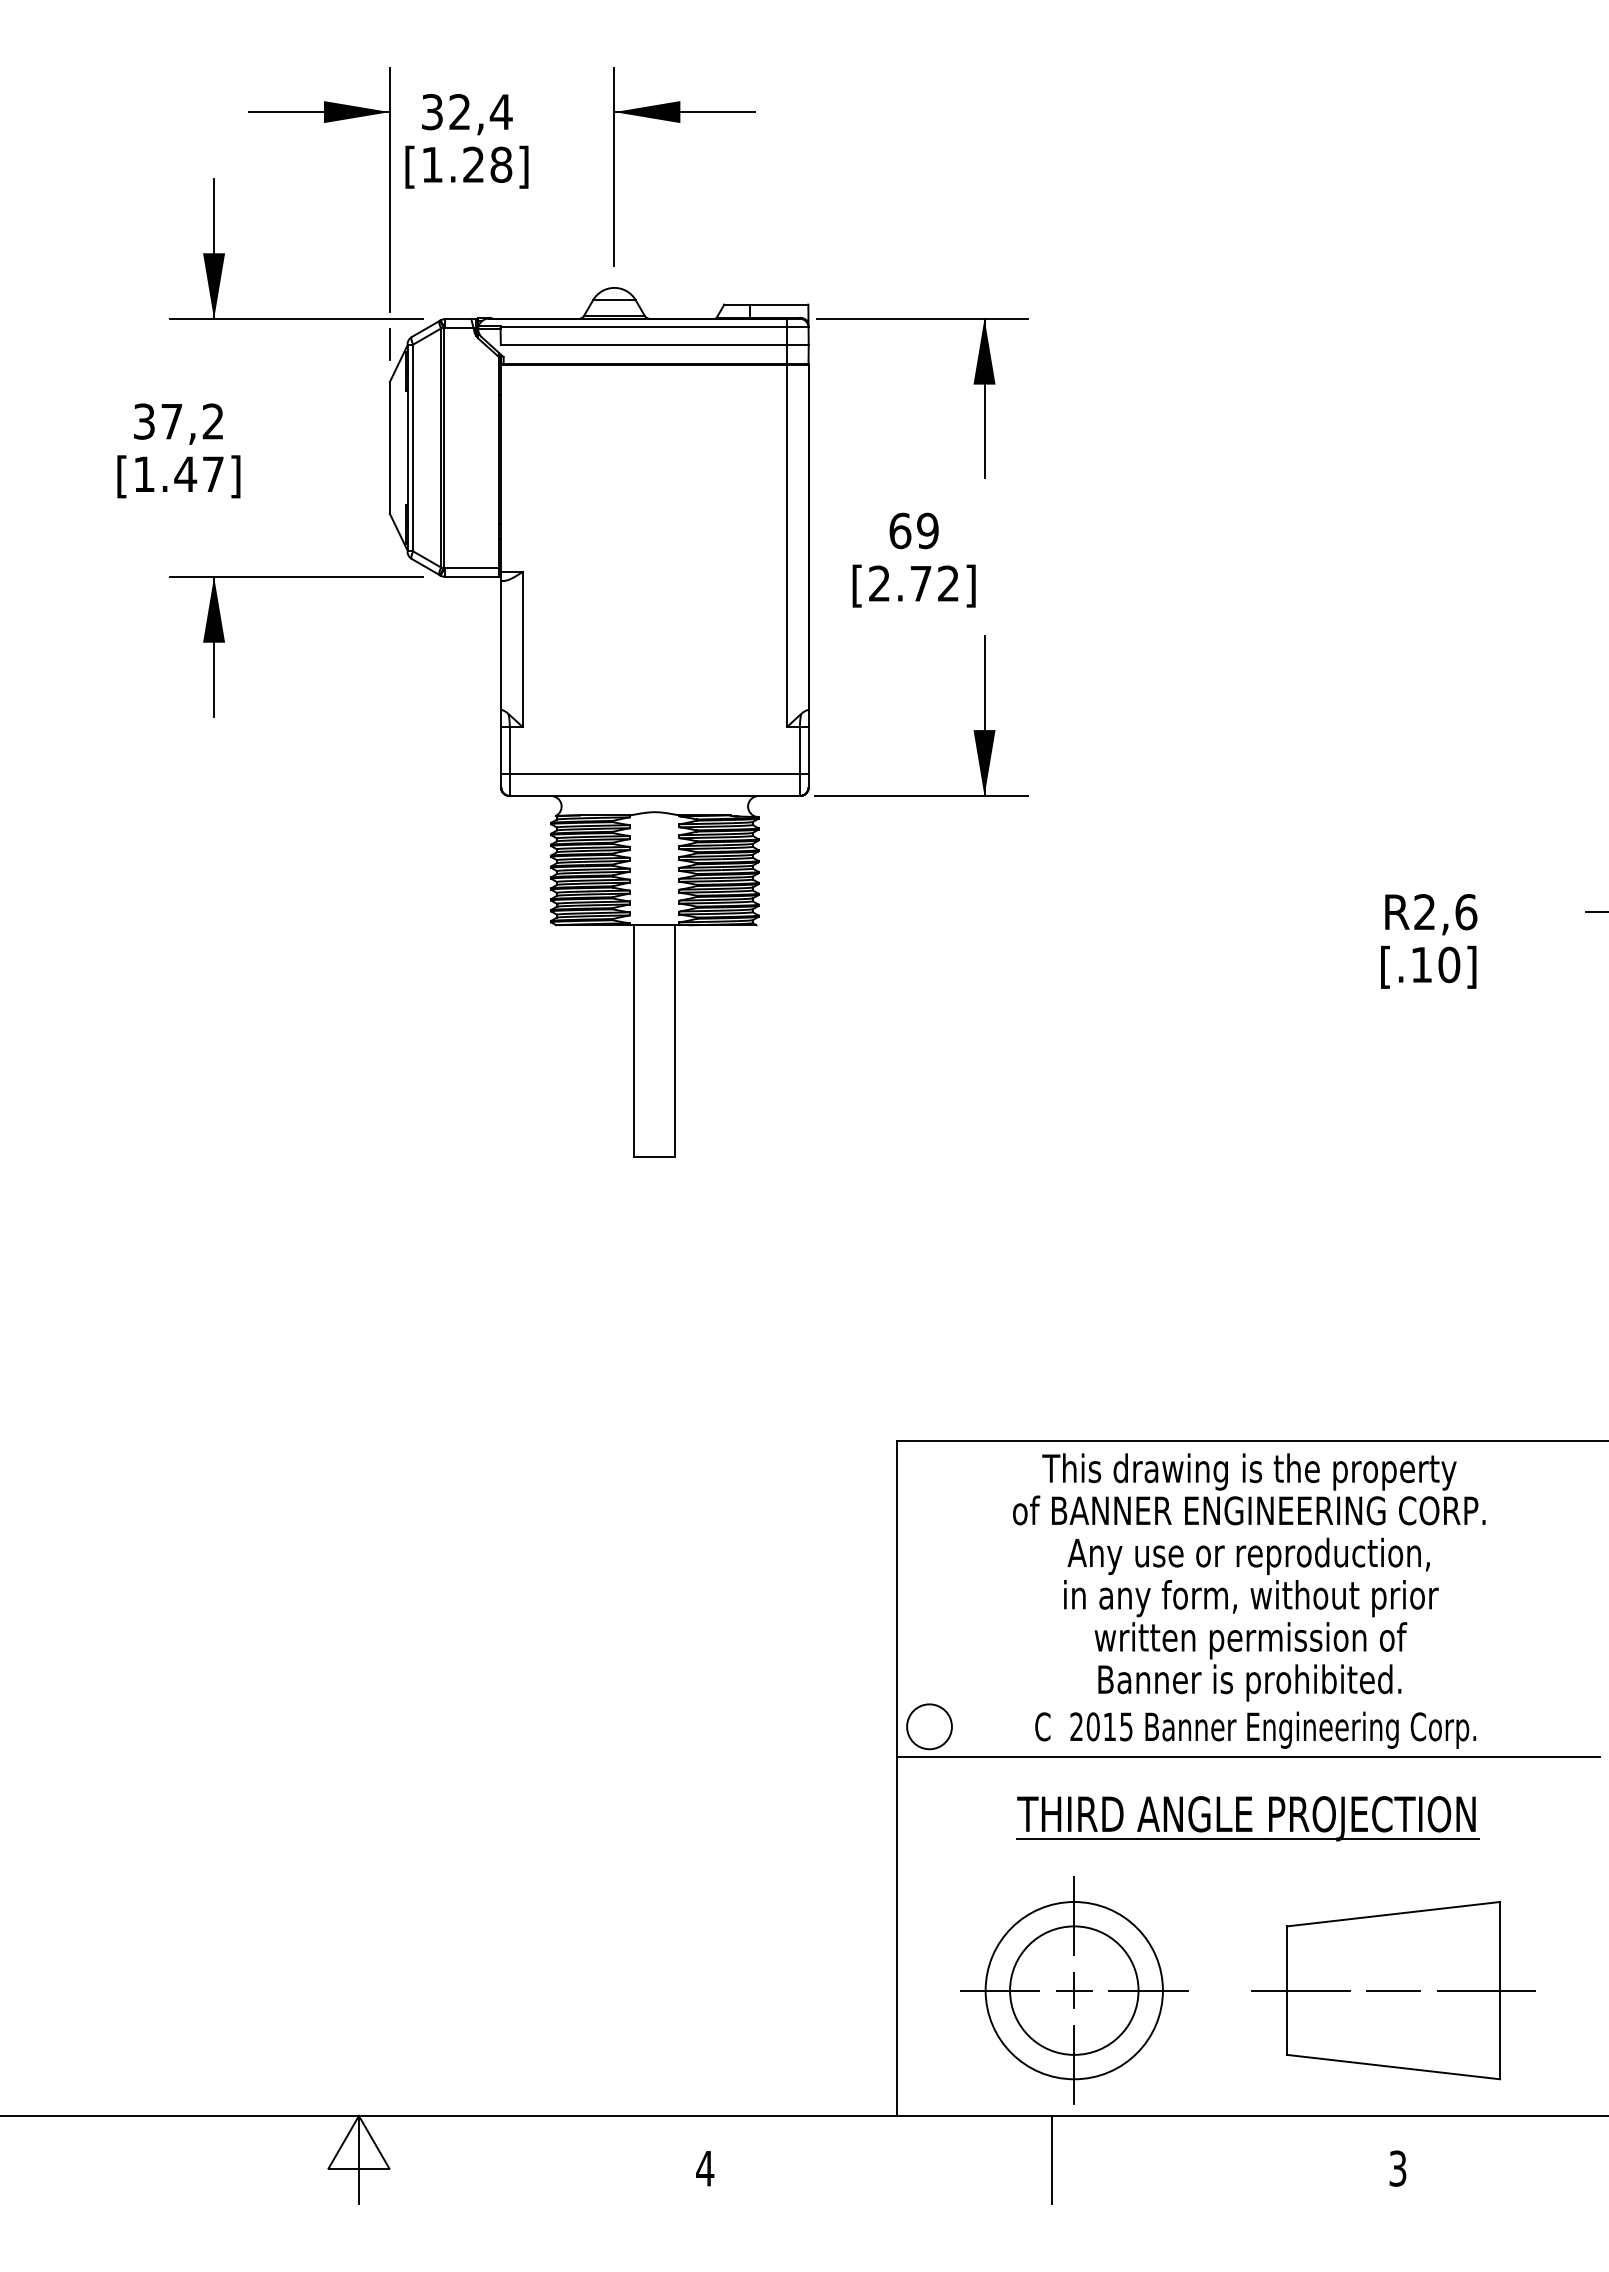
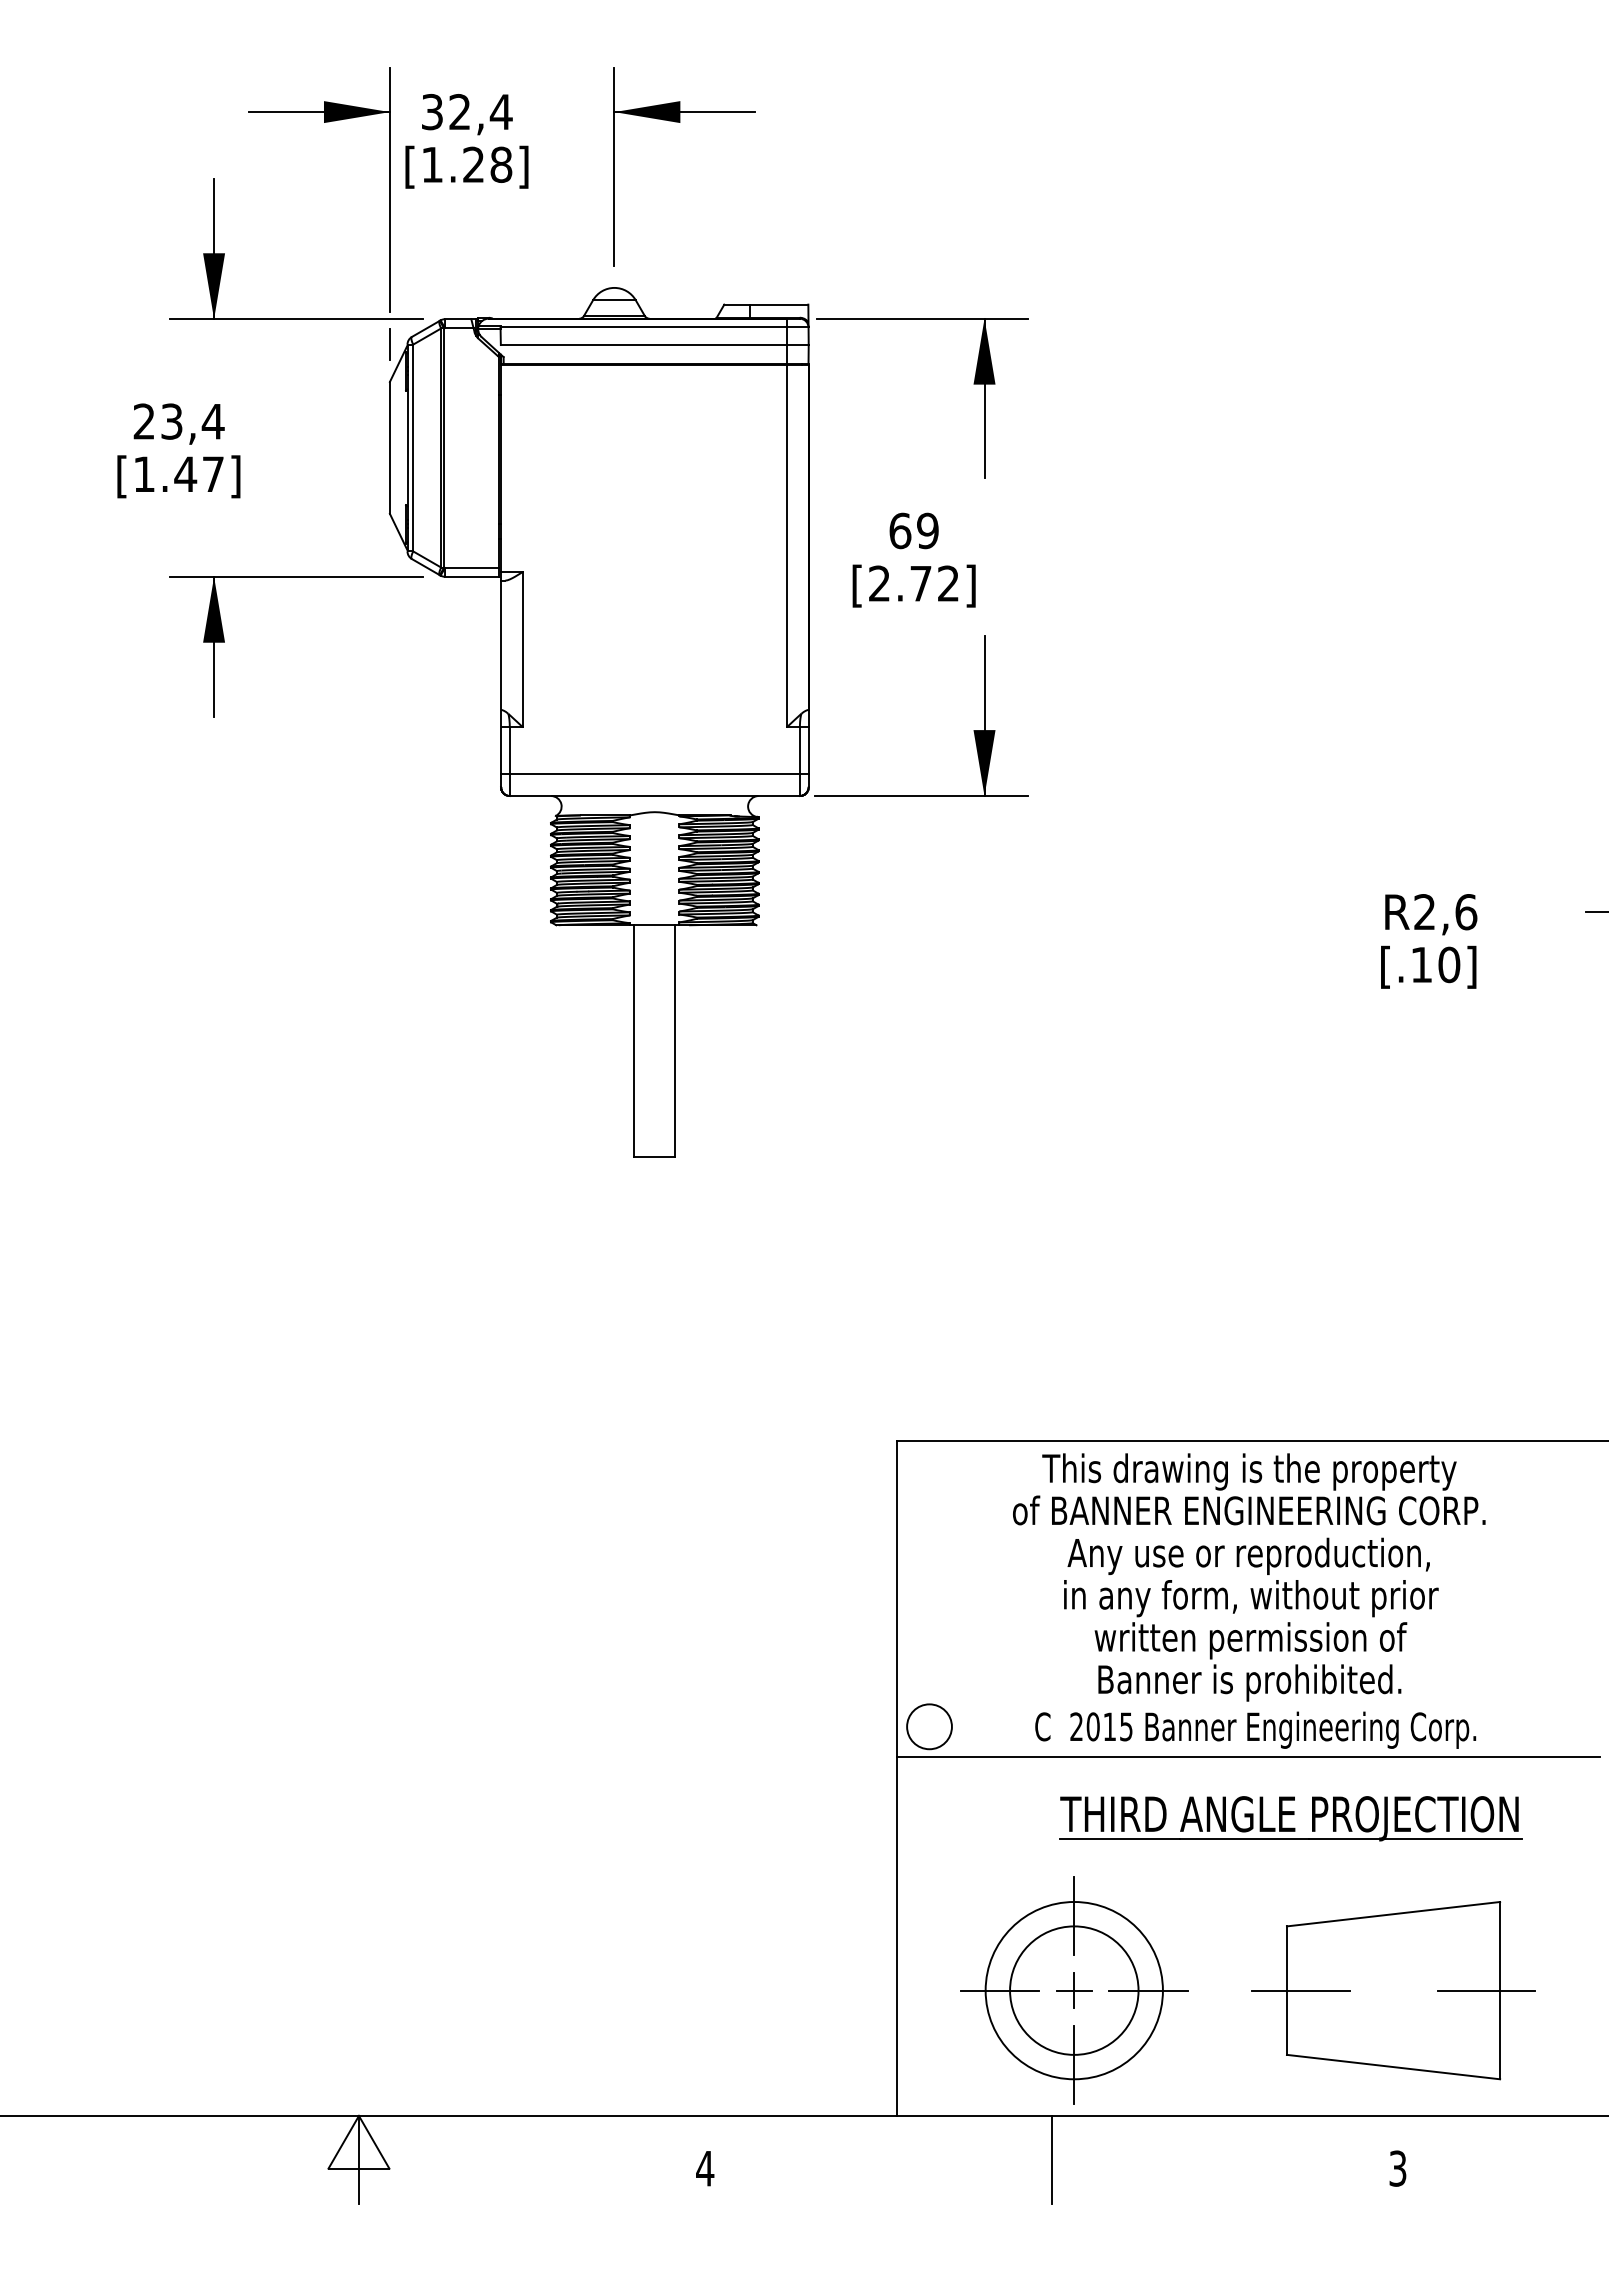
text: 37,2 -> 23,4 (178, 421)
part position: (1247, 1818) -> (1290, 1818) (1290, 1818)
line: present -> none (1393, 1990)
